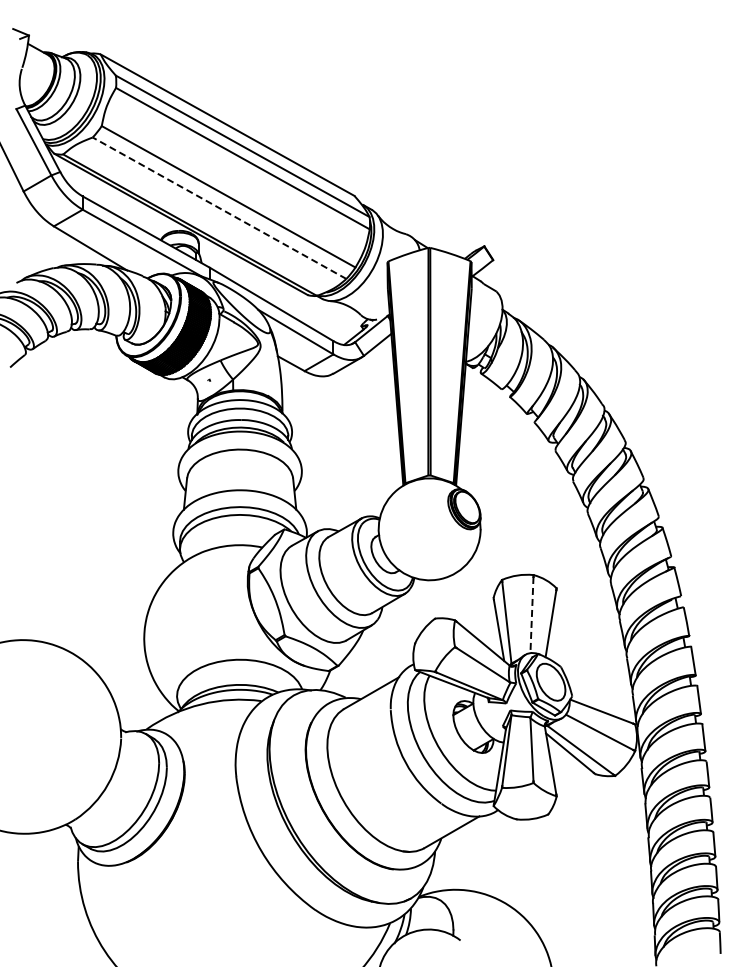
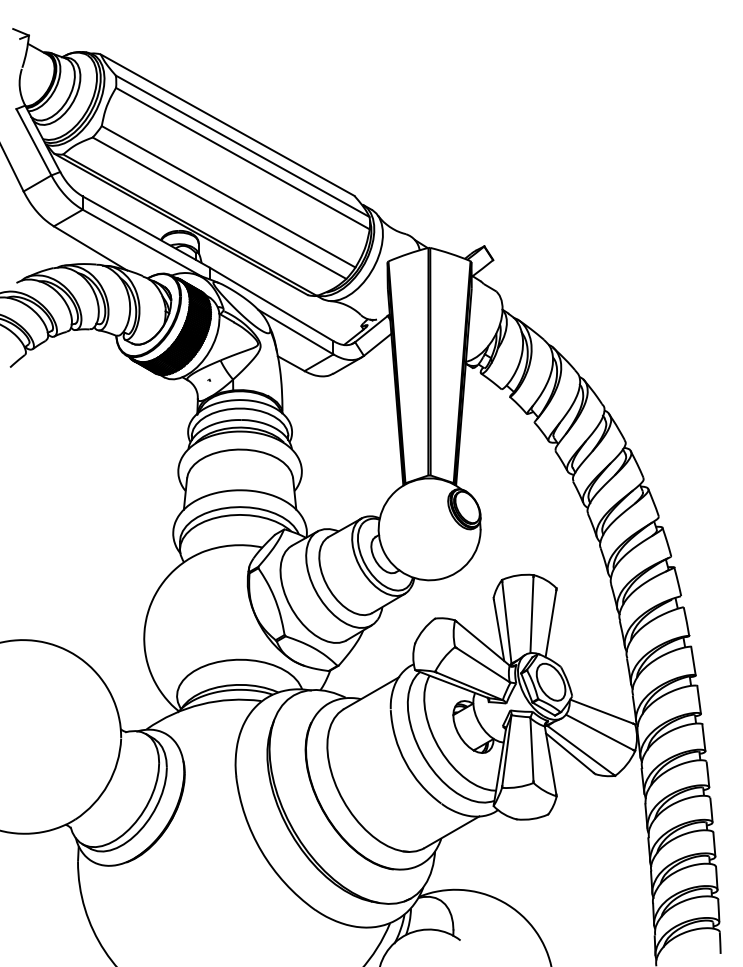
line: dashed -> solid (219, 208)
line: dashed -> solid (531, 615)
